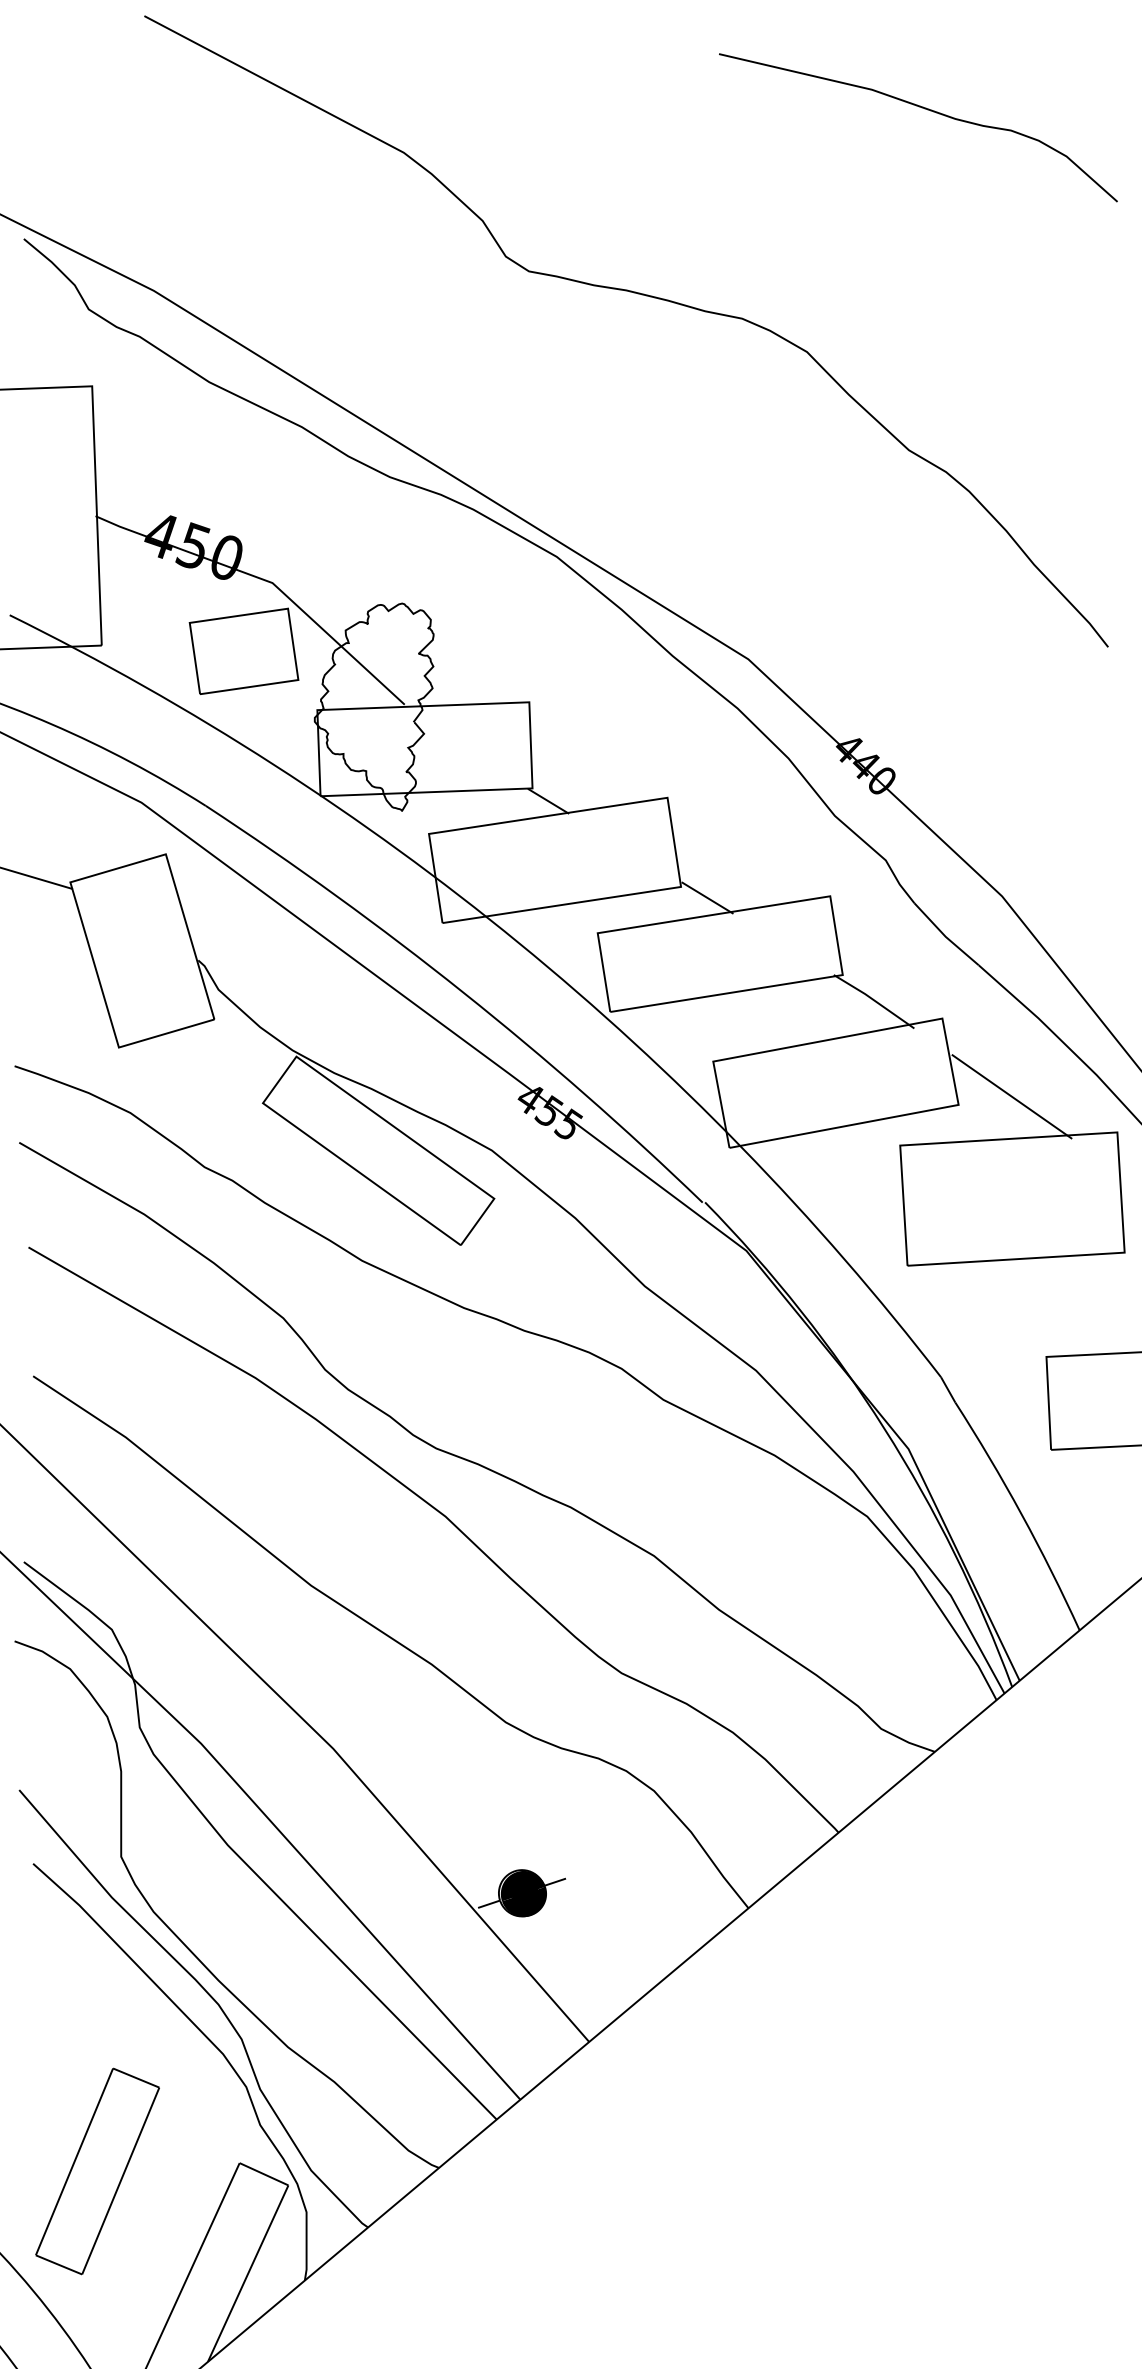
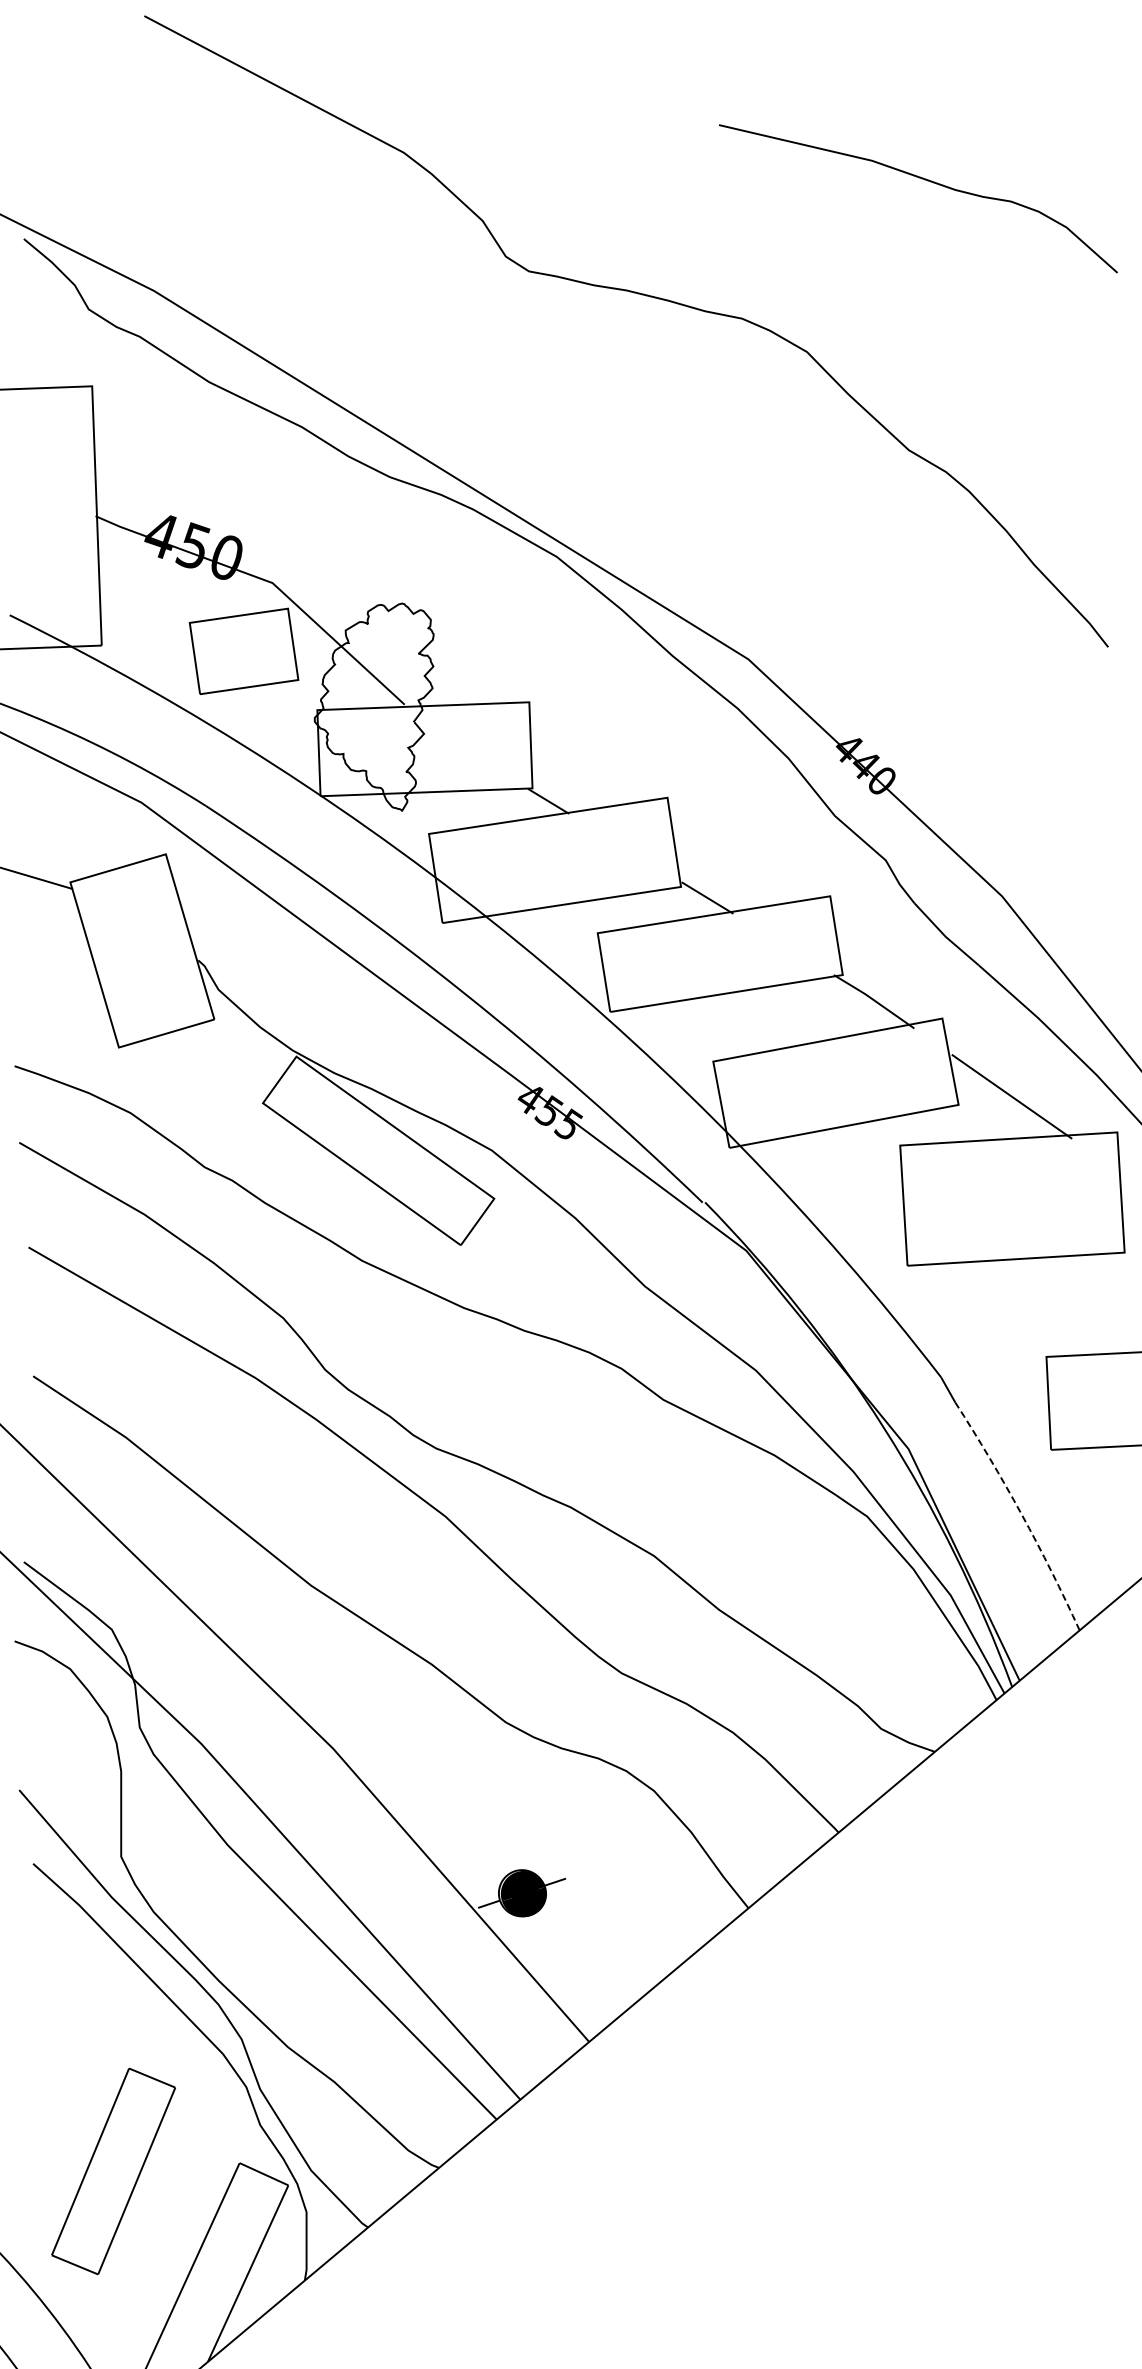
curve position: (924, 109) -> (924, 180) (924, 180)
arc: solid -> dashed (1021, 1514)
part position: (97, 2171) -> (113, 2171) (113, 2171)
